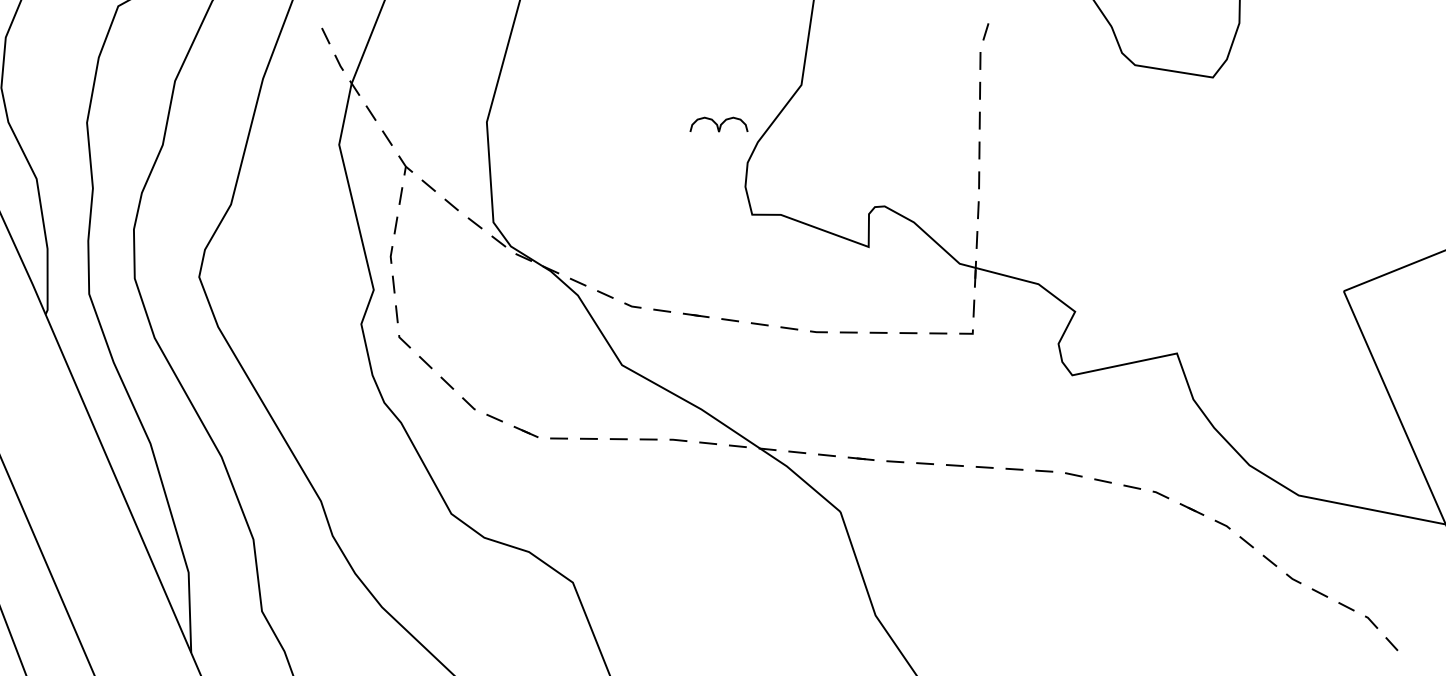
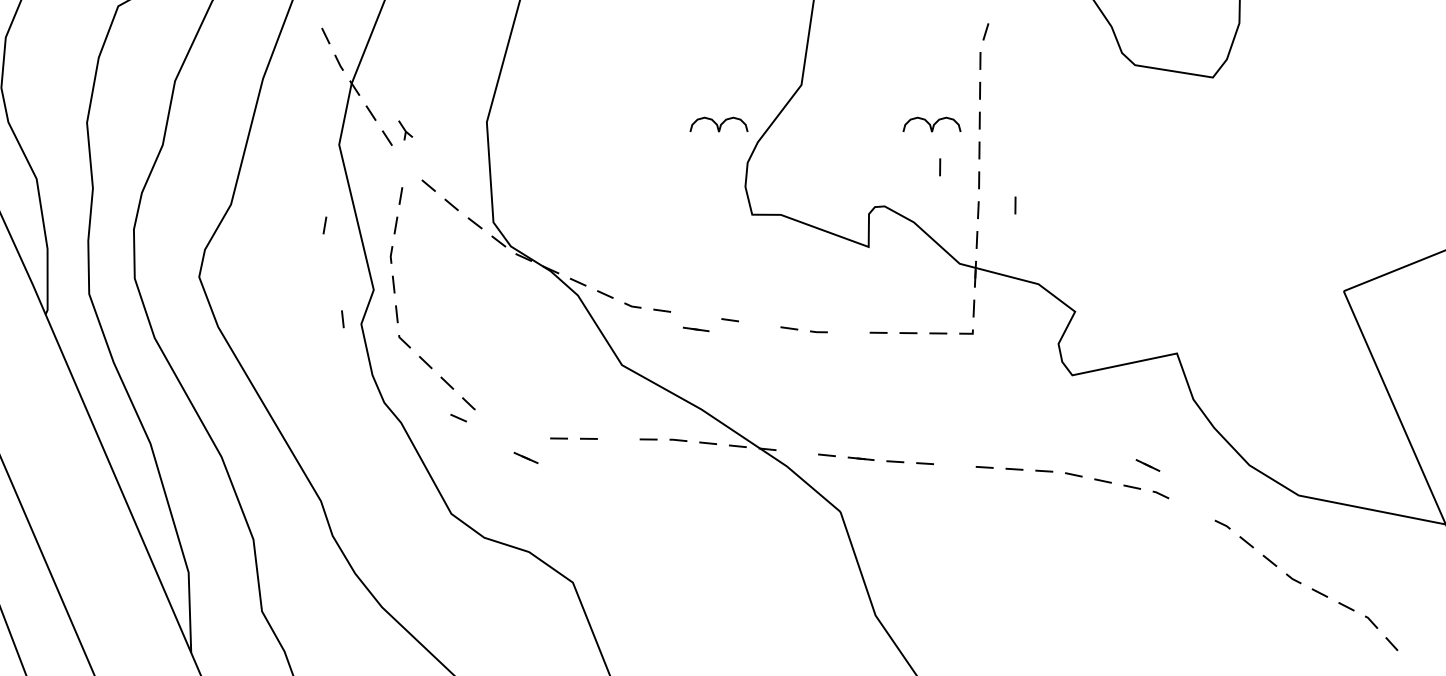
curve: none -> present (930, 124)
part position: (405, 165) -> (405, 130) (405, 130)
line: none -> present (940, 167)
line: none -> present (1015, 205)
line: none -> present (324, 225)
line position: (696, 315) -> (696, 329) (696, 329)
line: none -> present (342, 319)
line: present -> none (759, 324)
line: present -> none (848, 332)
line position: (494, 418) -> (458, 418) (458, 418)
line position: (525, 431) -> (525, 457) (525, 457)
line: present -> none (618, 439)
line: present -> none (797, 452)
line: present -> none (954, 465)
line position: (1191, 509) -> (1147, 465) (1147, 465)
